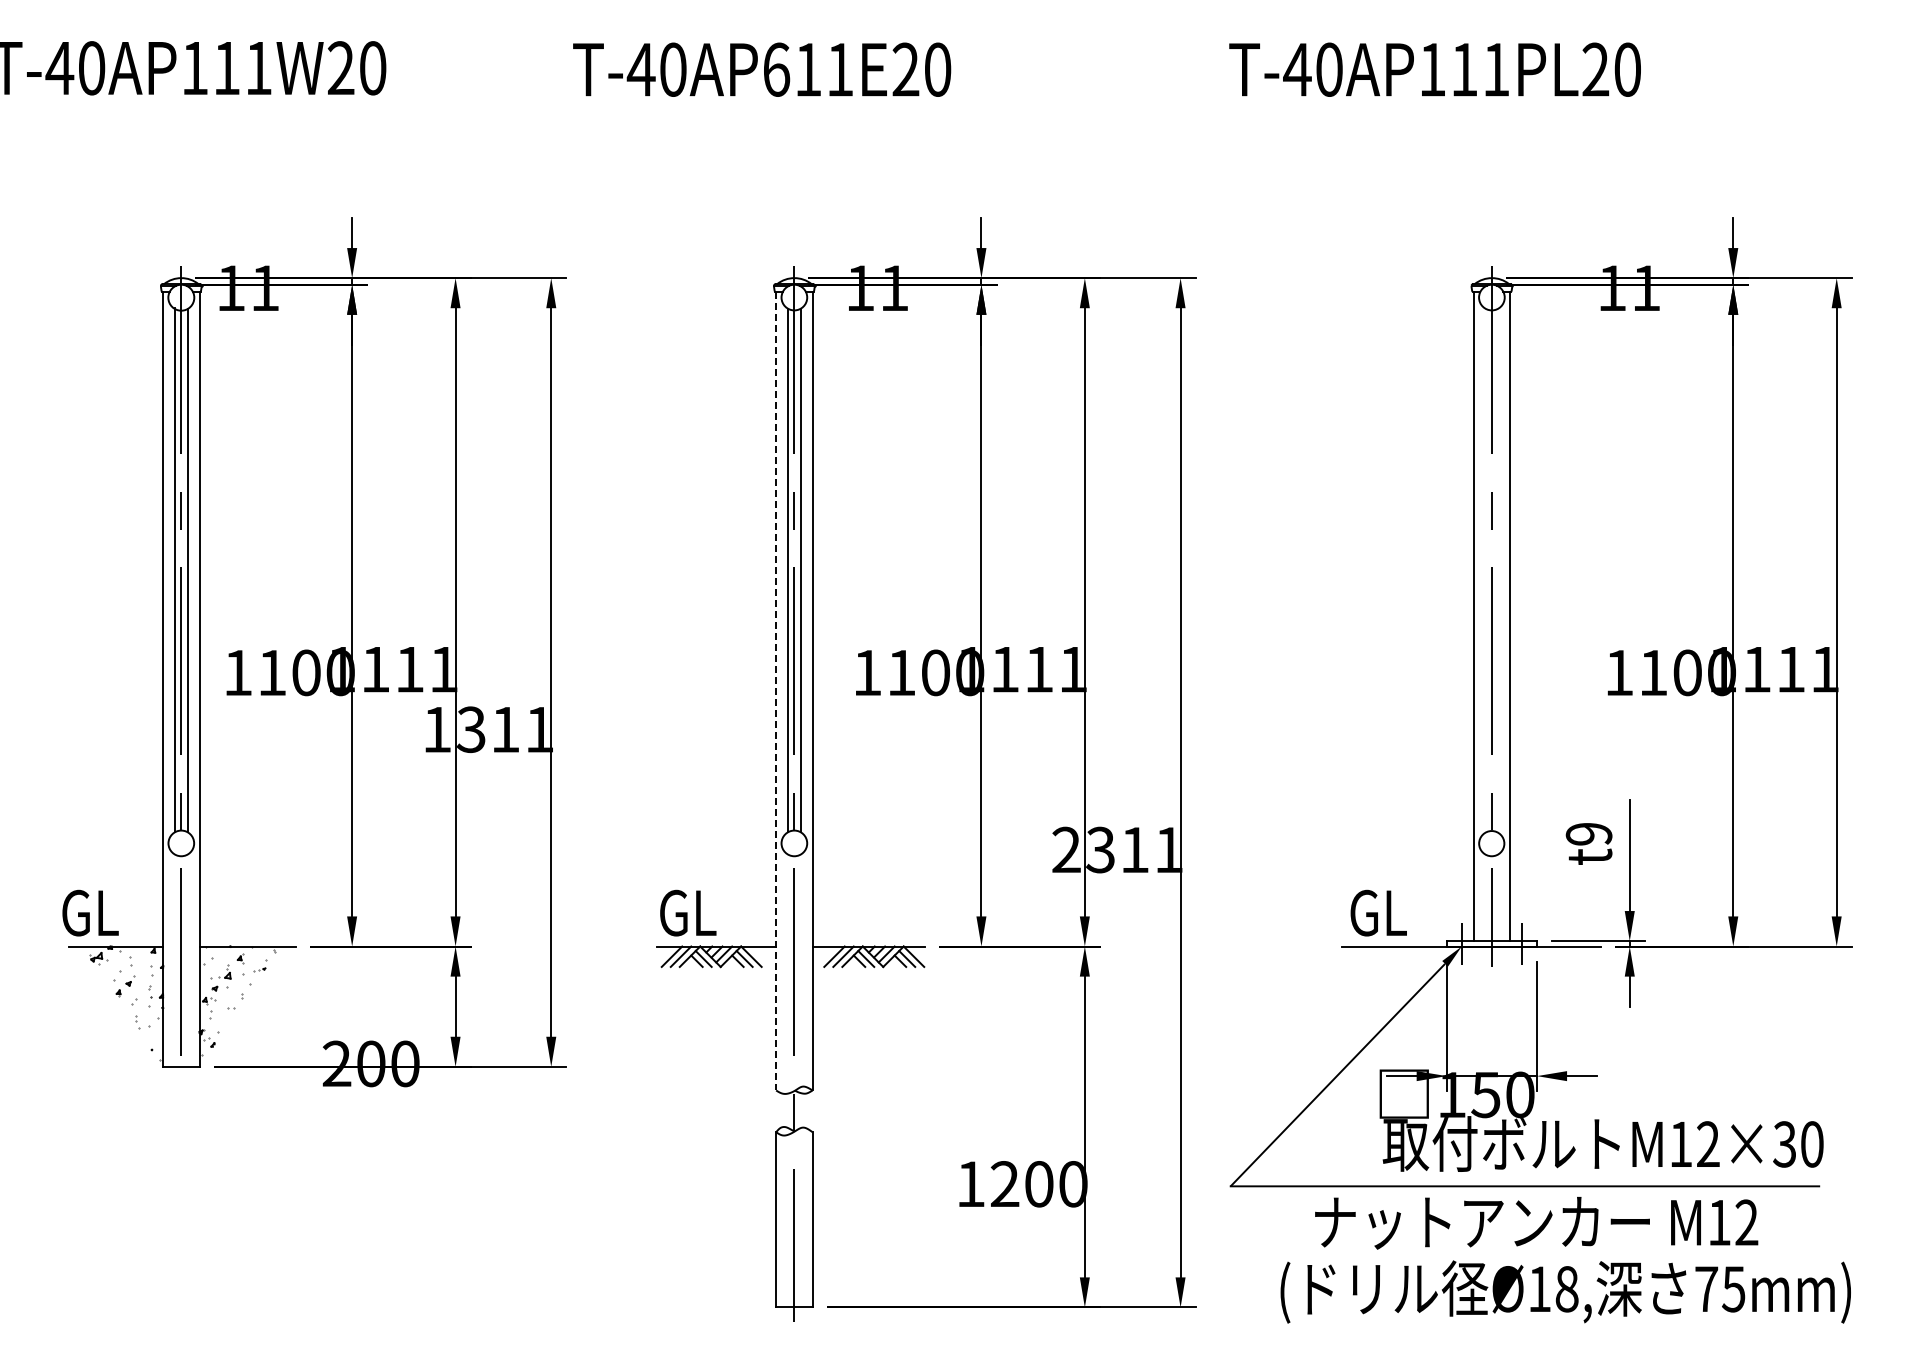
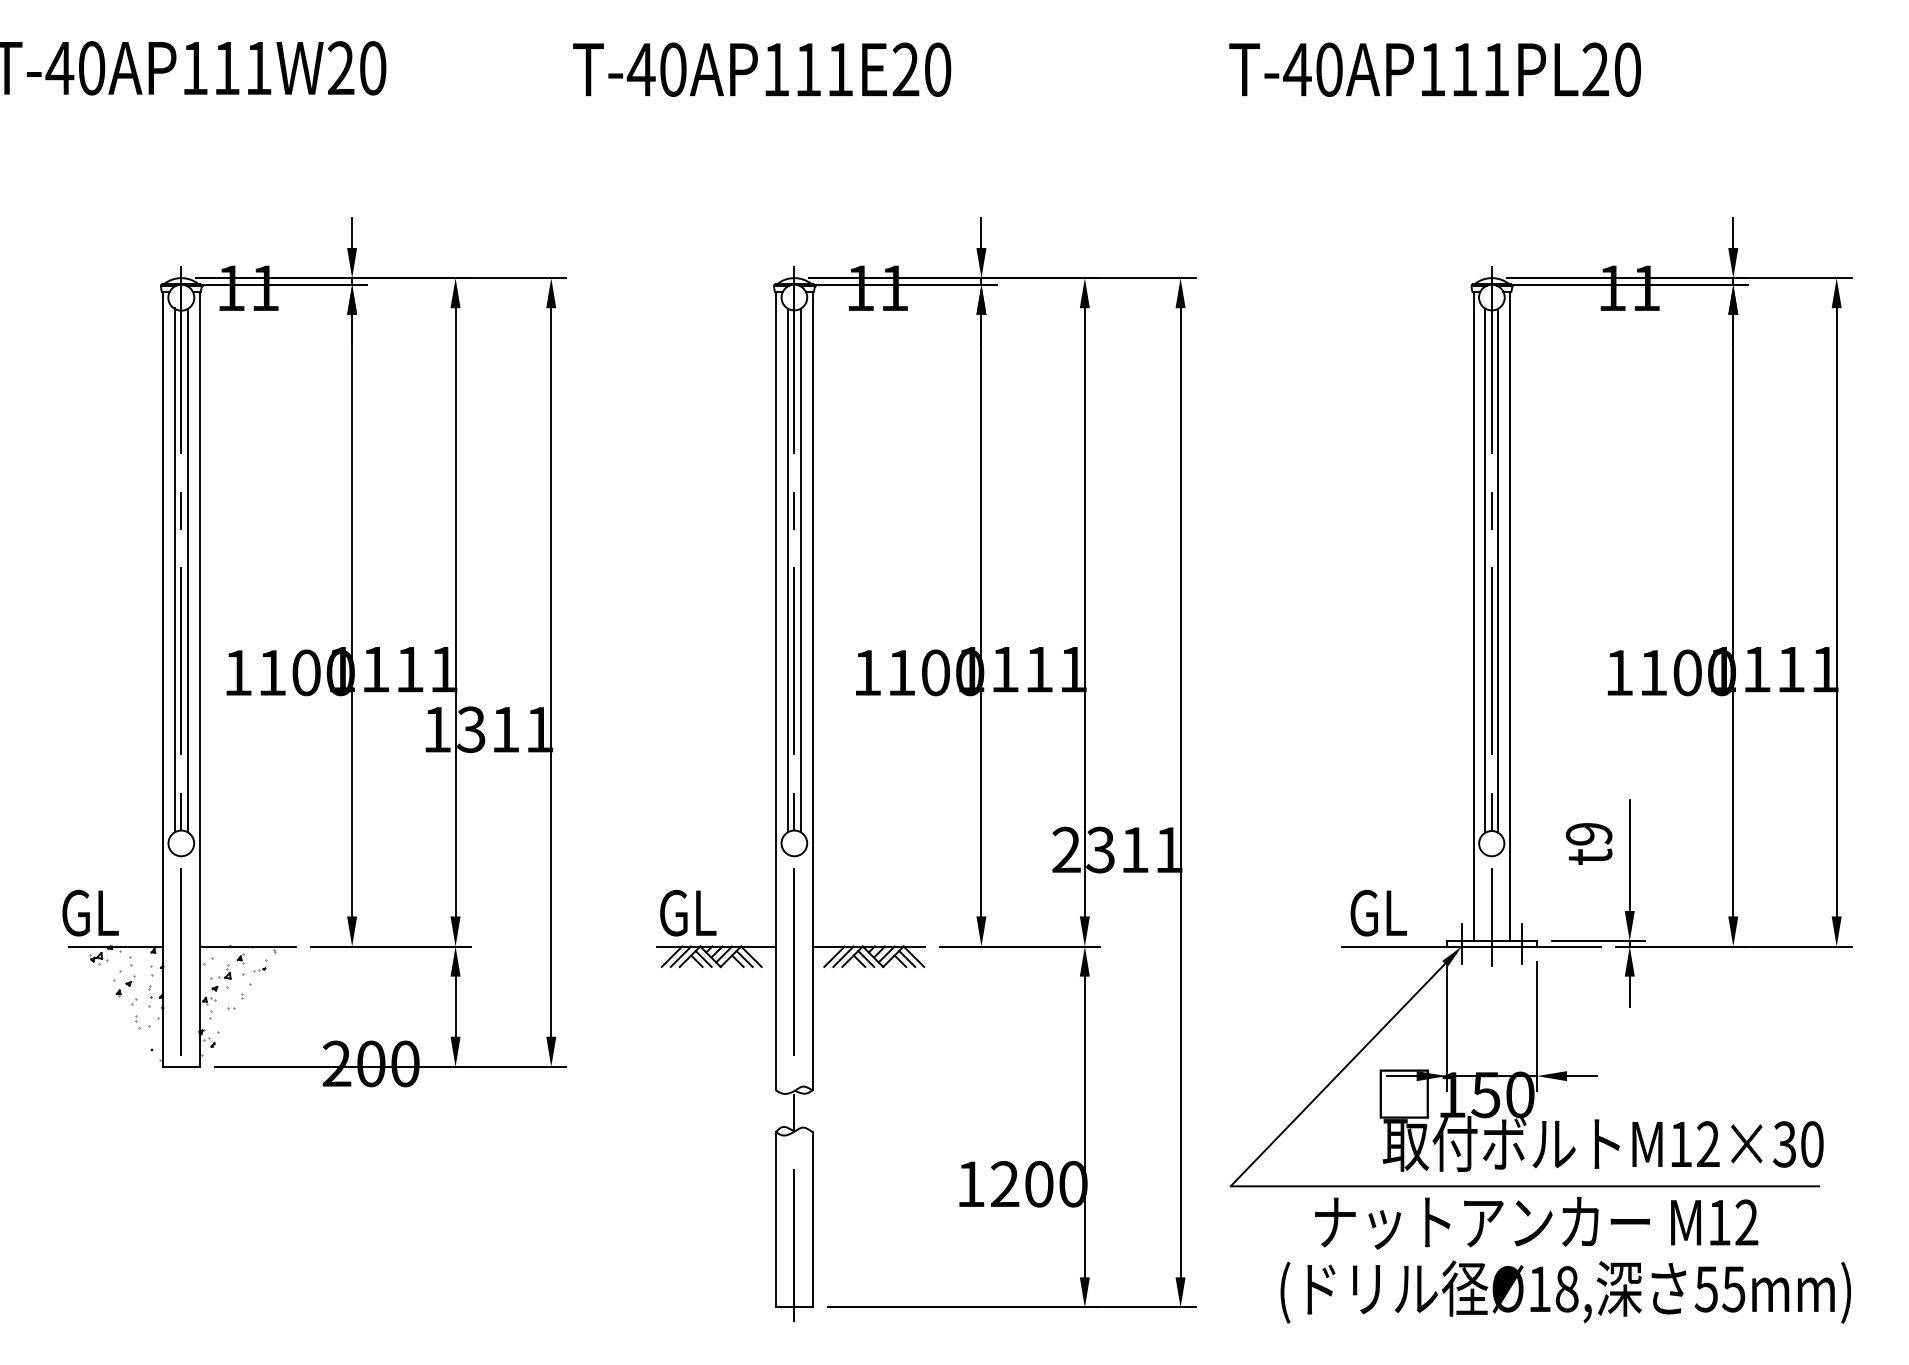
text: T-40AP611E20 -> T-40AP111E20 (777, 69)
line: none -> present (1485, 570)
line: none -> present (1498, 570)
line: dashed -> solid (776, 691)
text: 75mm) -> 55mm) (1706, 1289)
